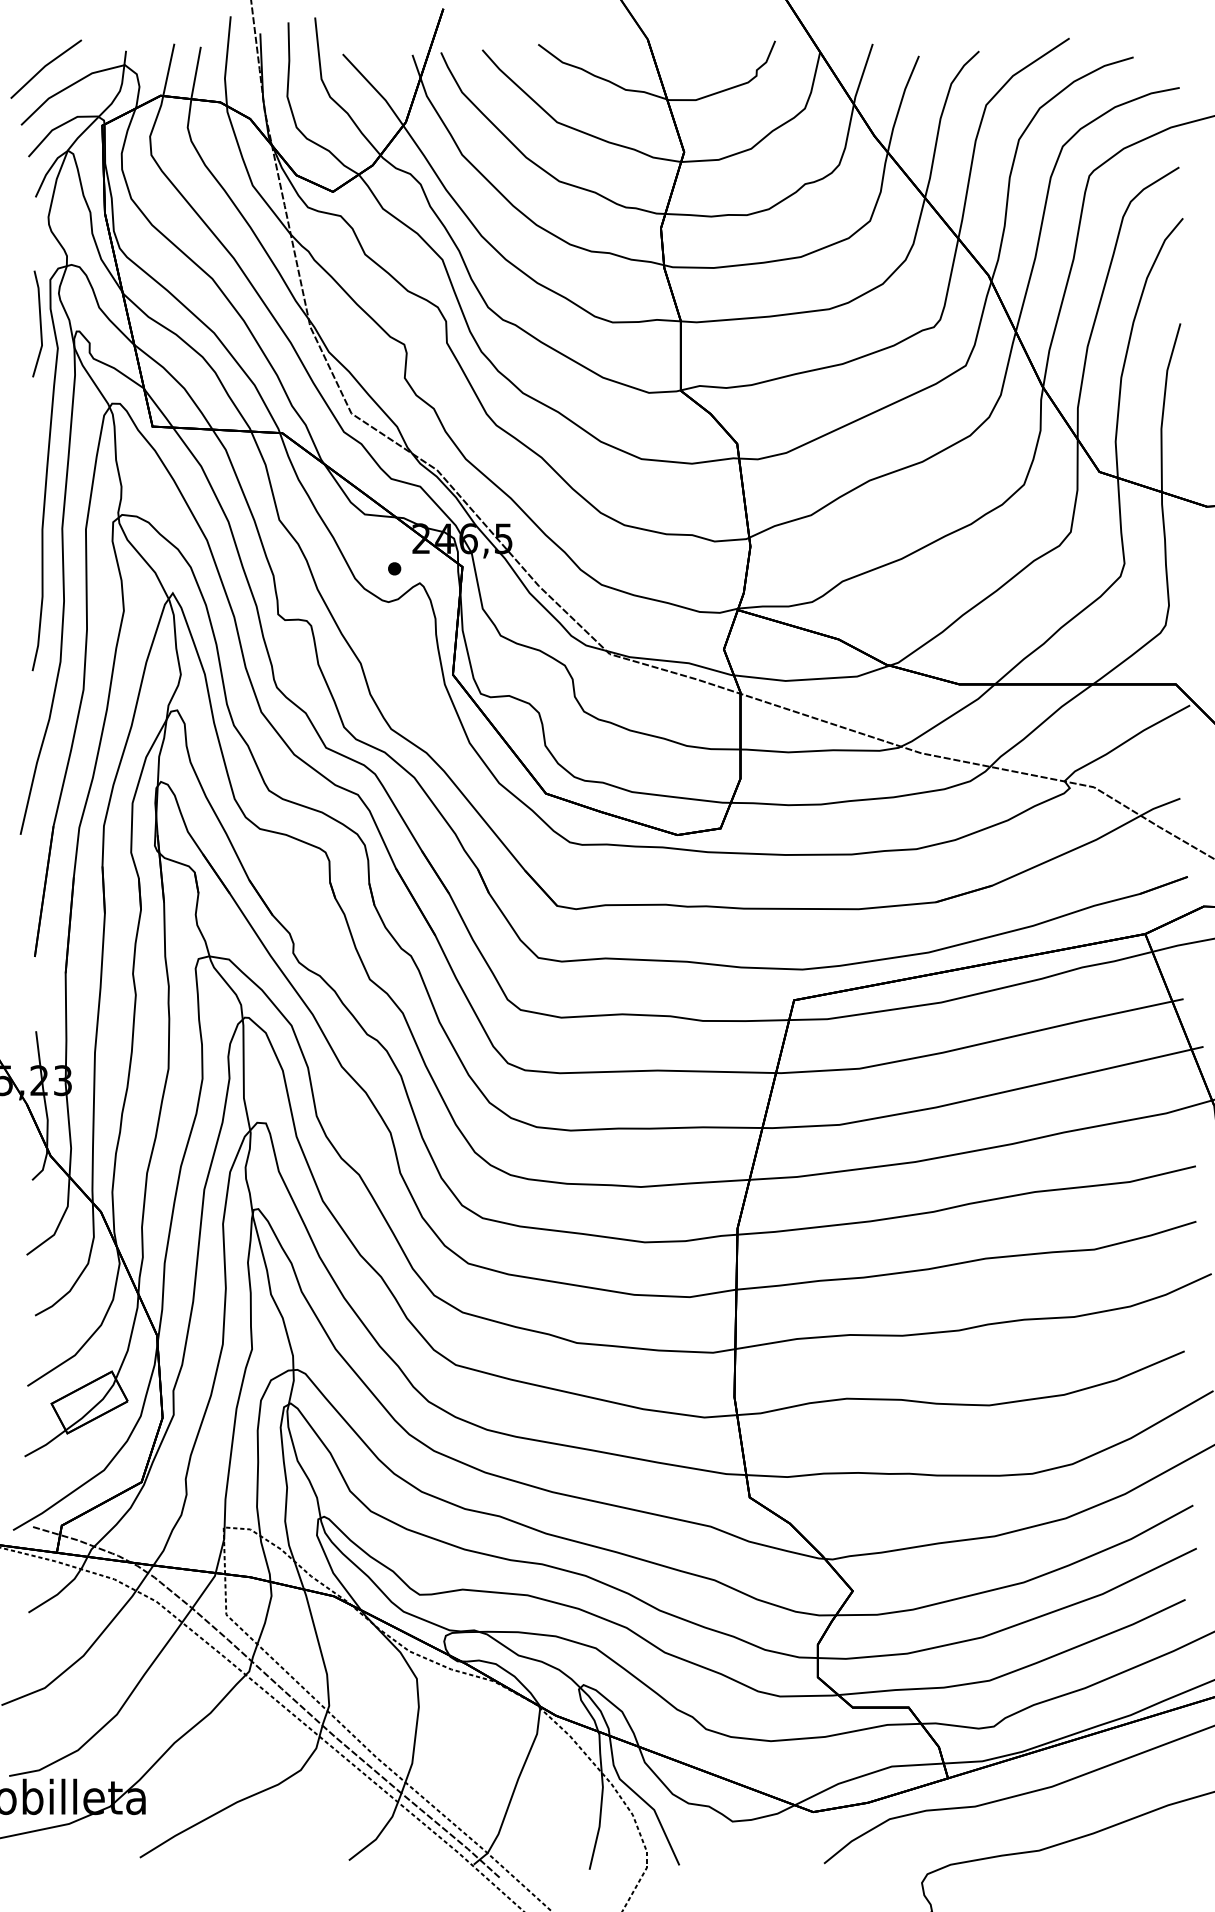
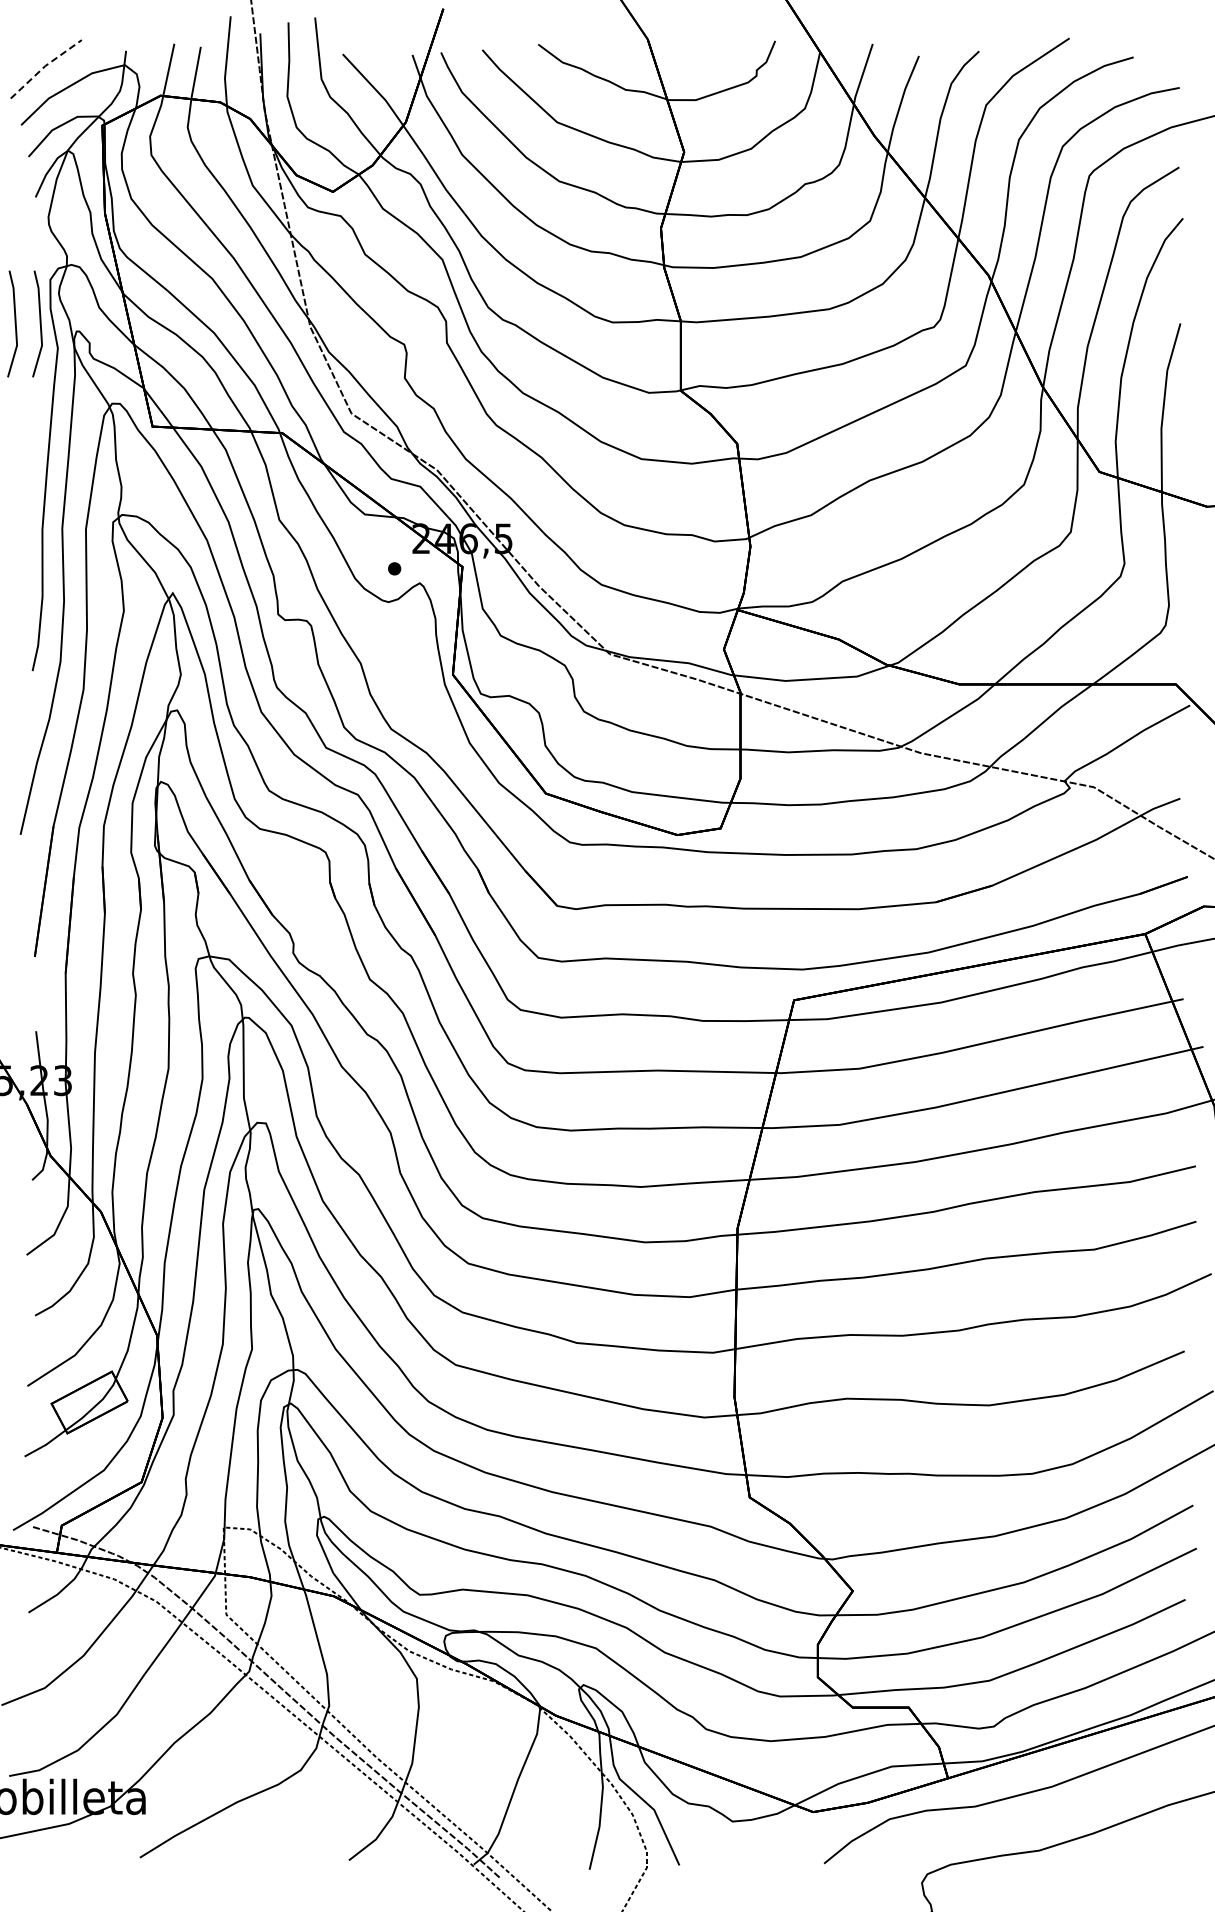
line: solid -> dashed (44, 66)
line: none -> present (14, 323)
